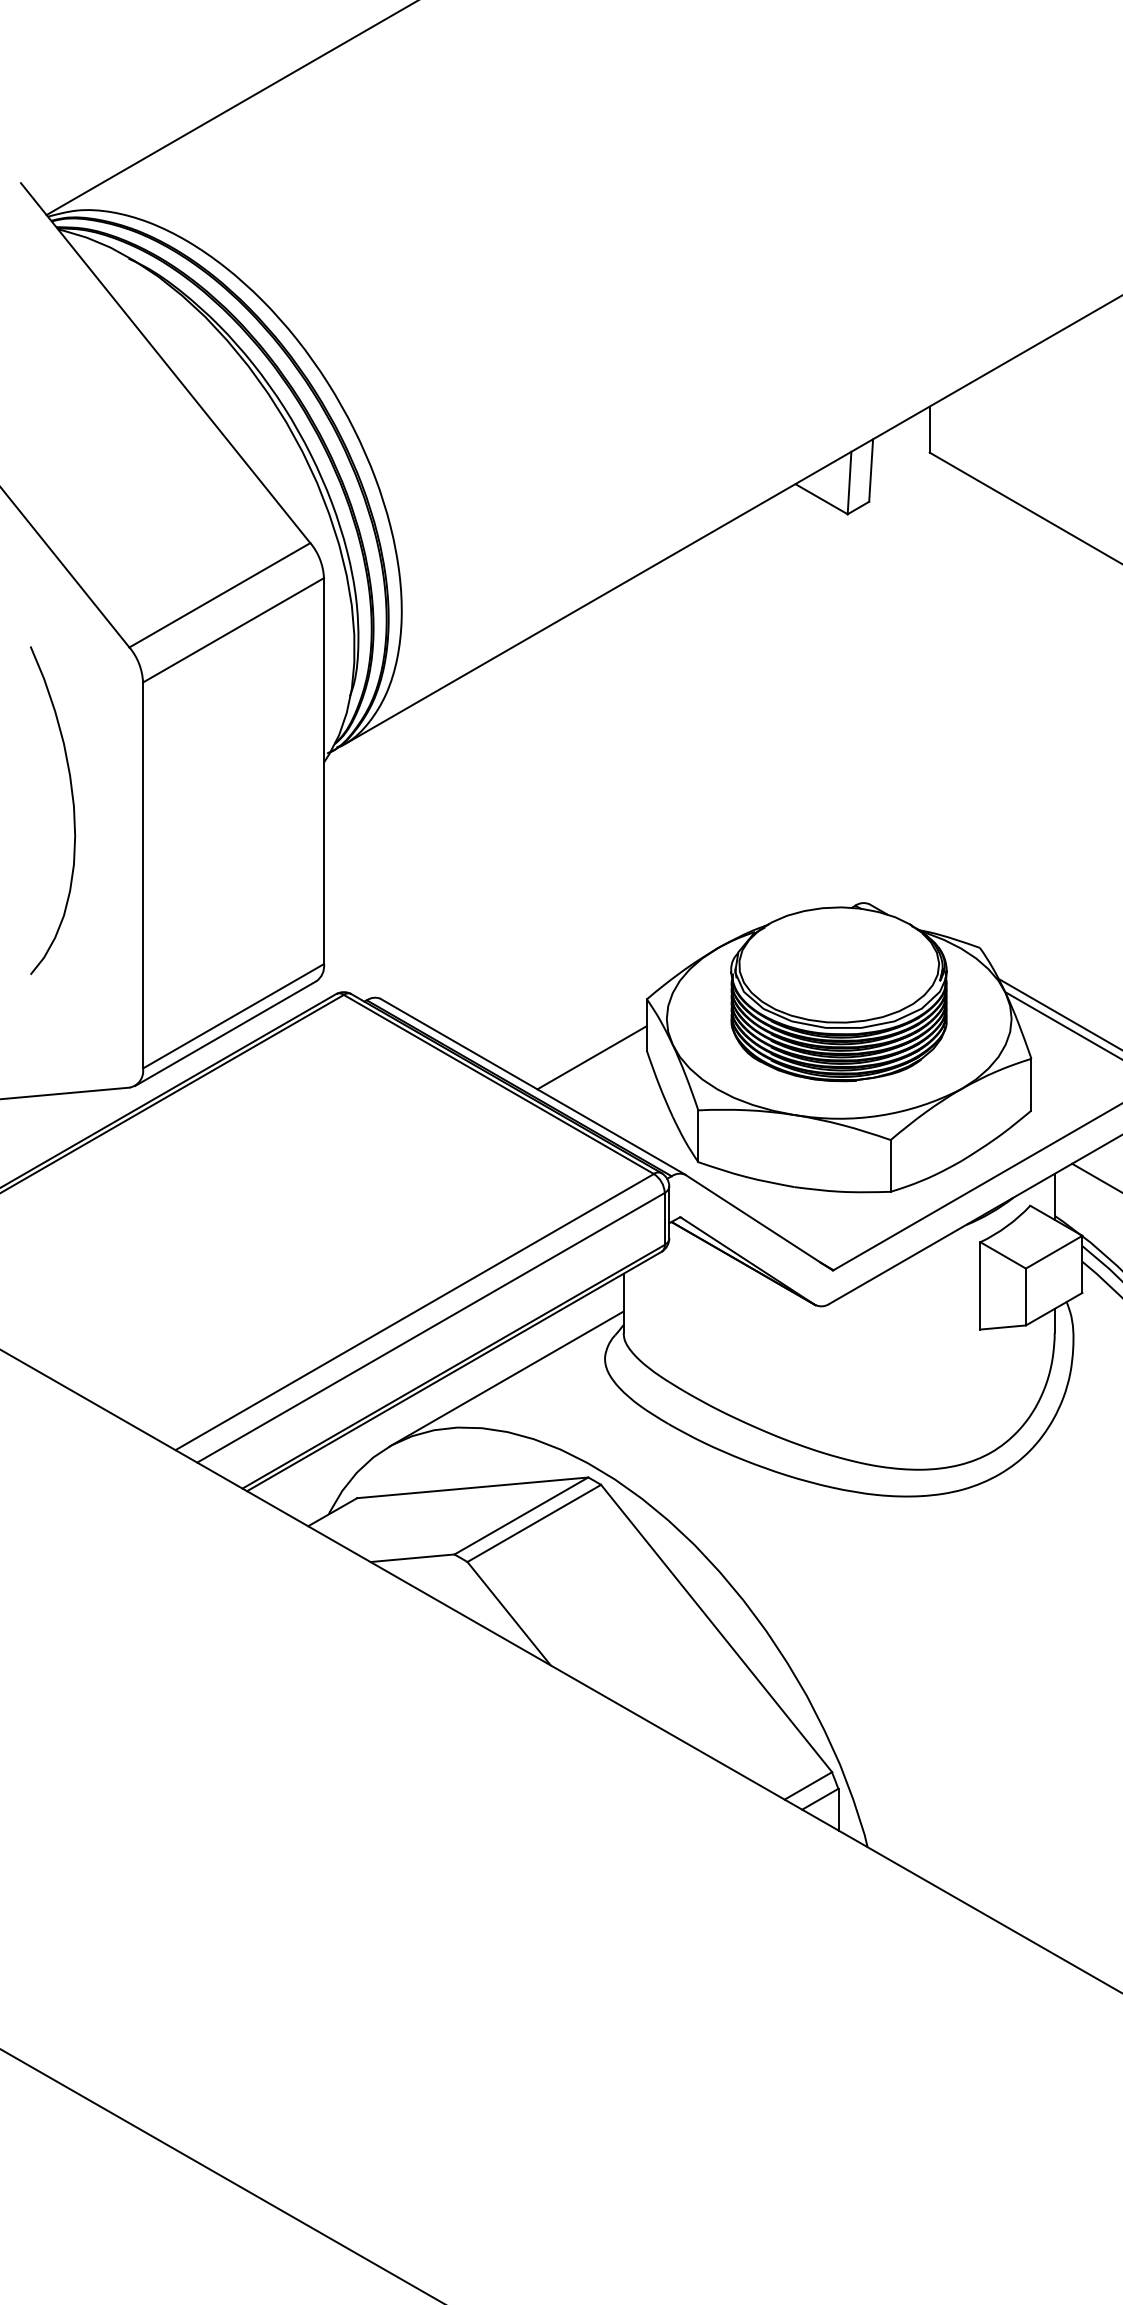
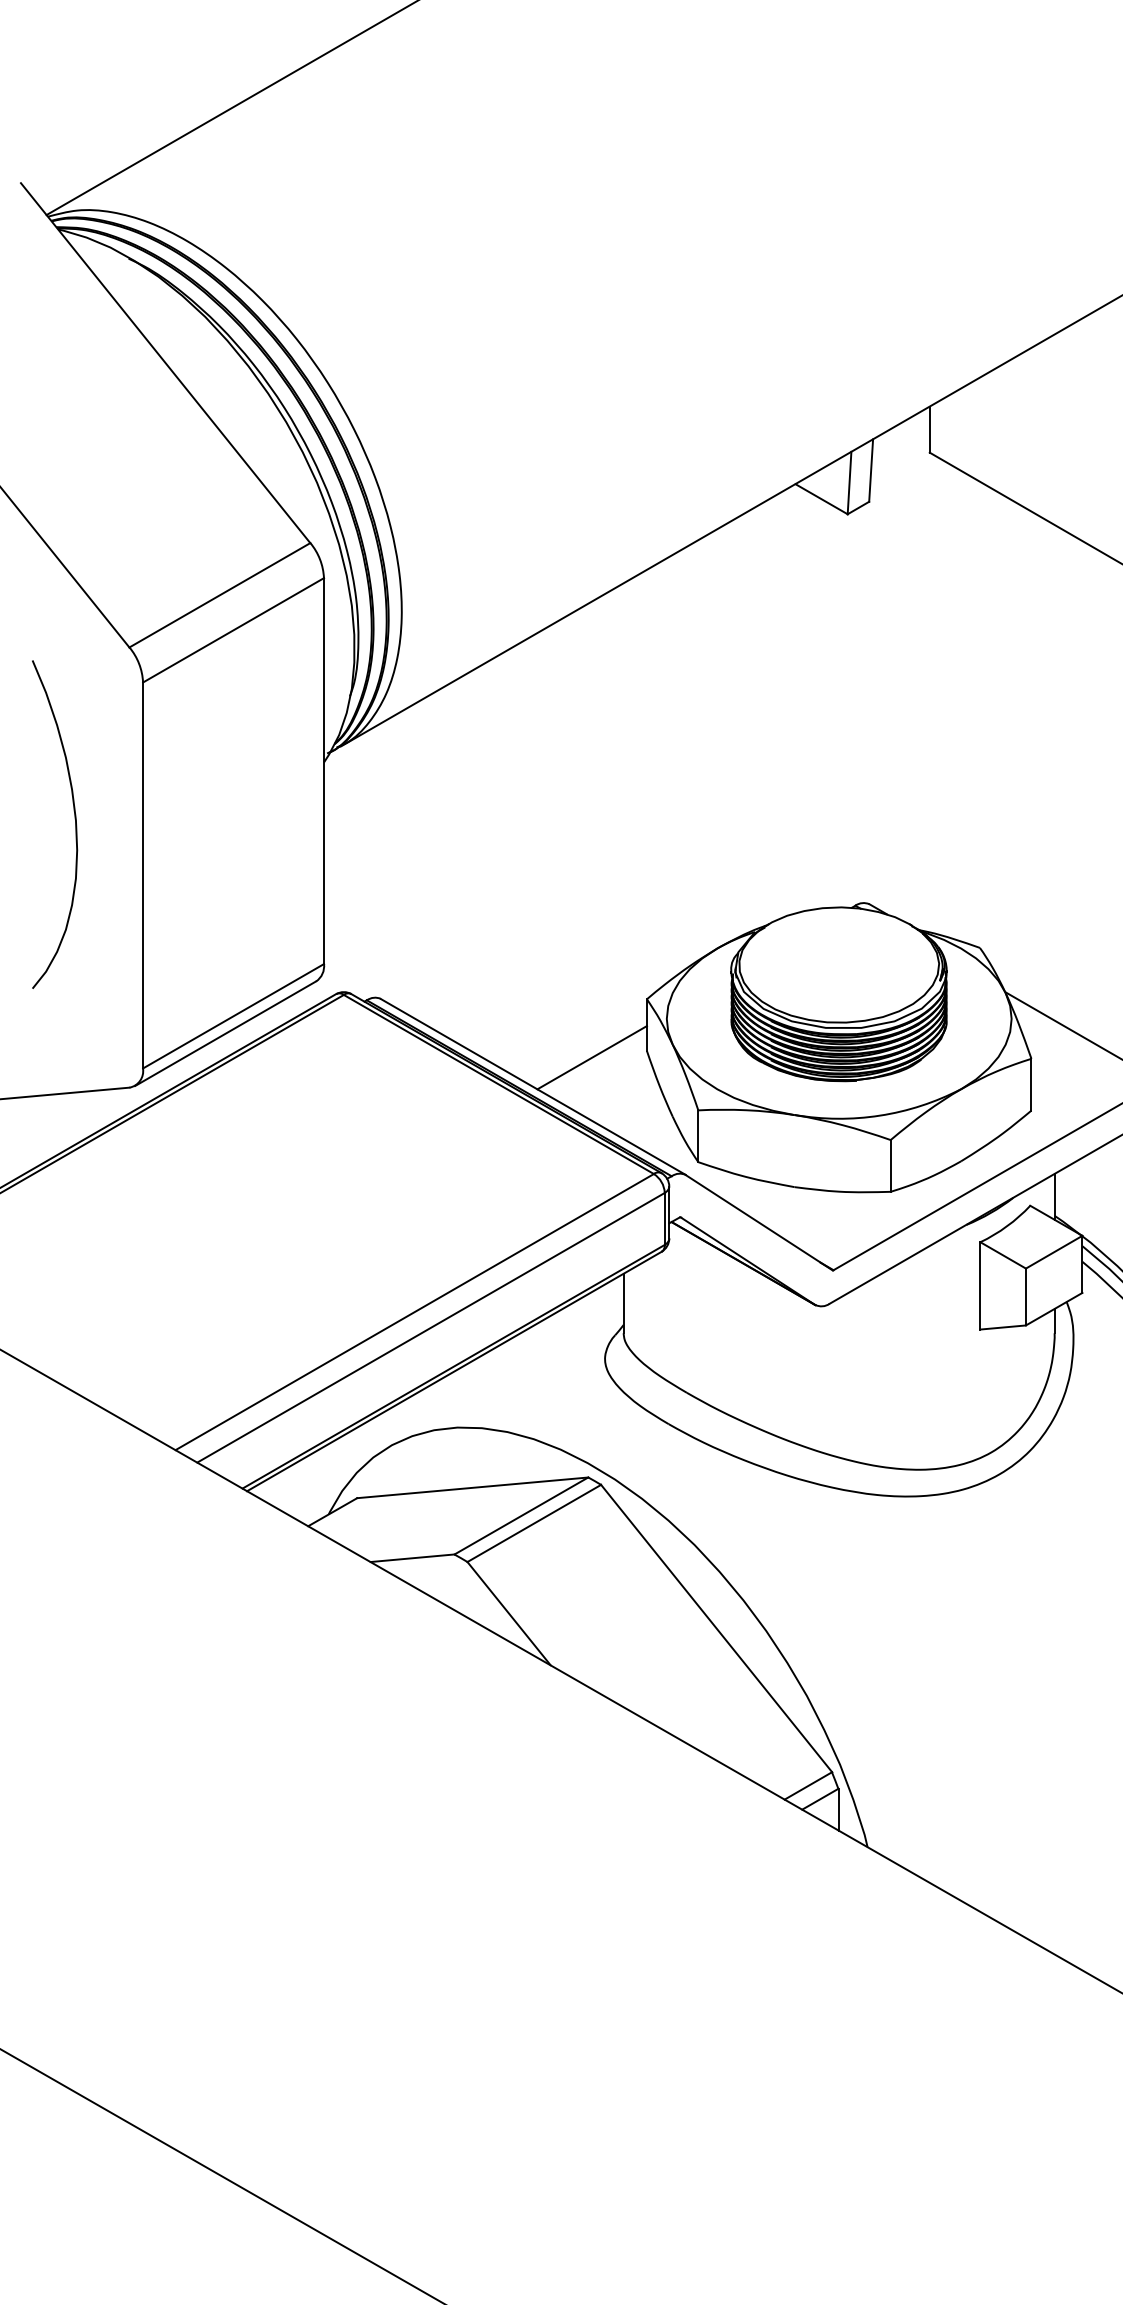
curve position: (72, 805) -> (74, 819) (74, 819)
line: present -> none (1058, 1013)
line: present -> none (1095, 1176)
line: present -> none (506, 1378)
